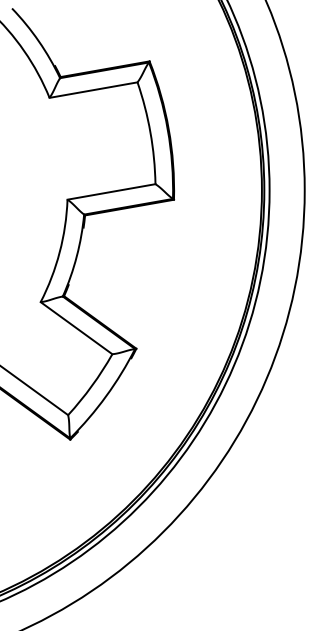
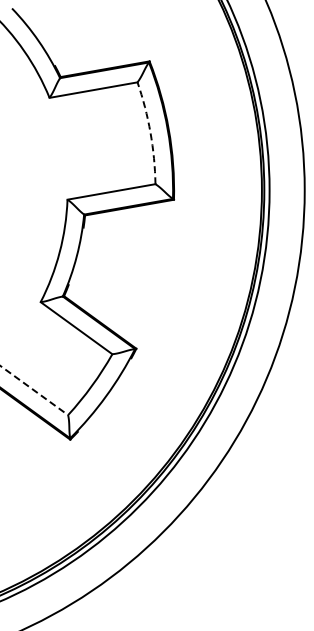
arc: solid -> dashed (150, 132)
line: solid -> dashed (34, 390)
